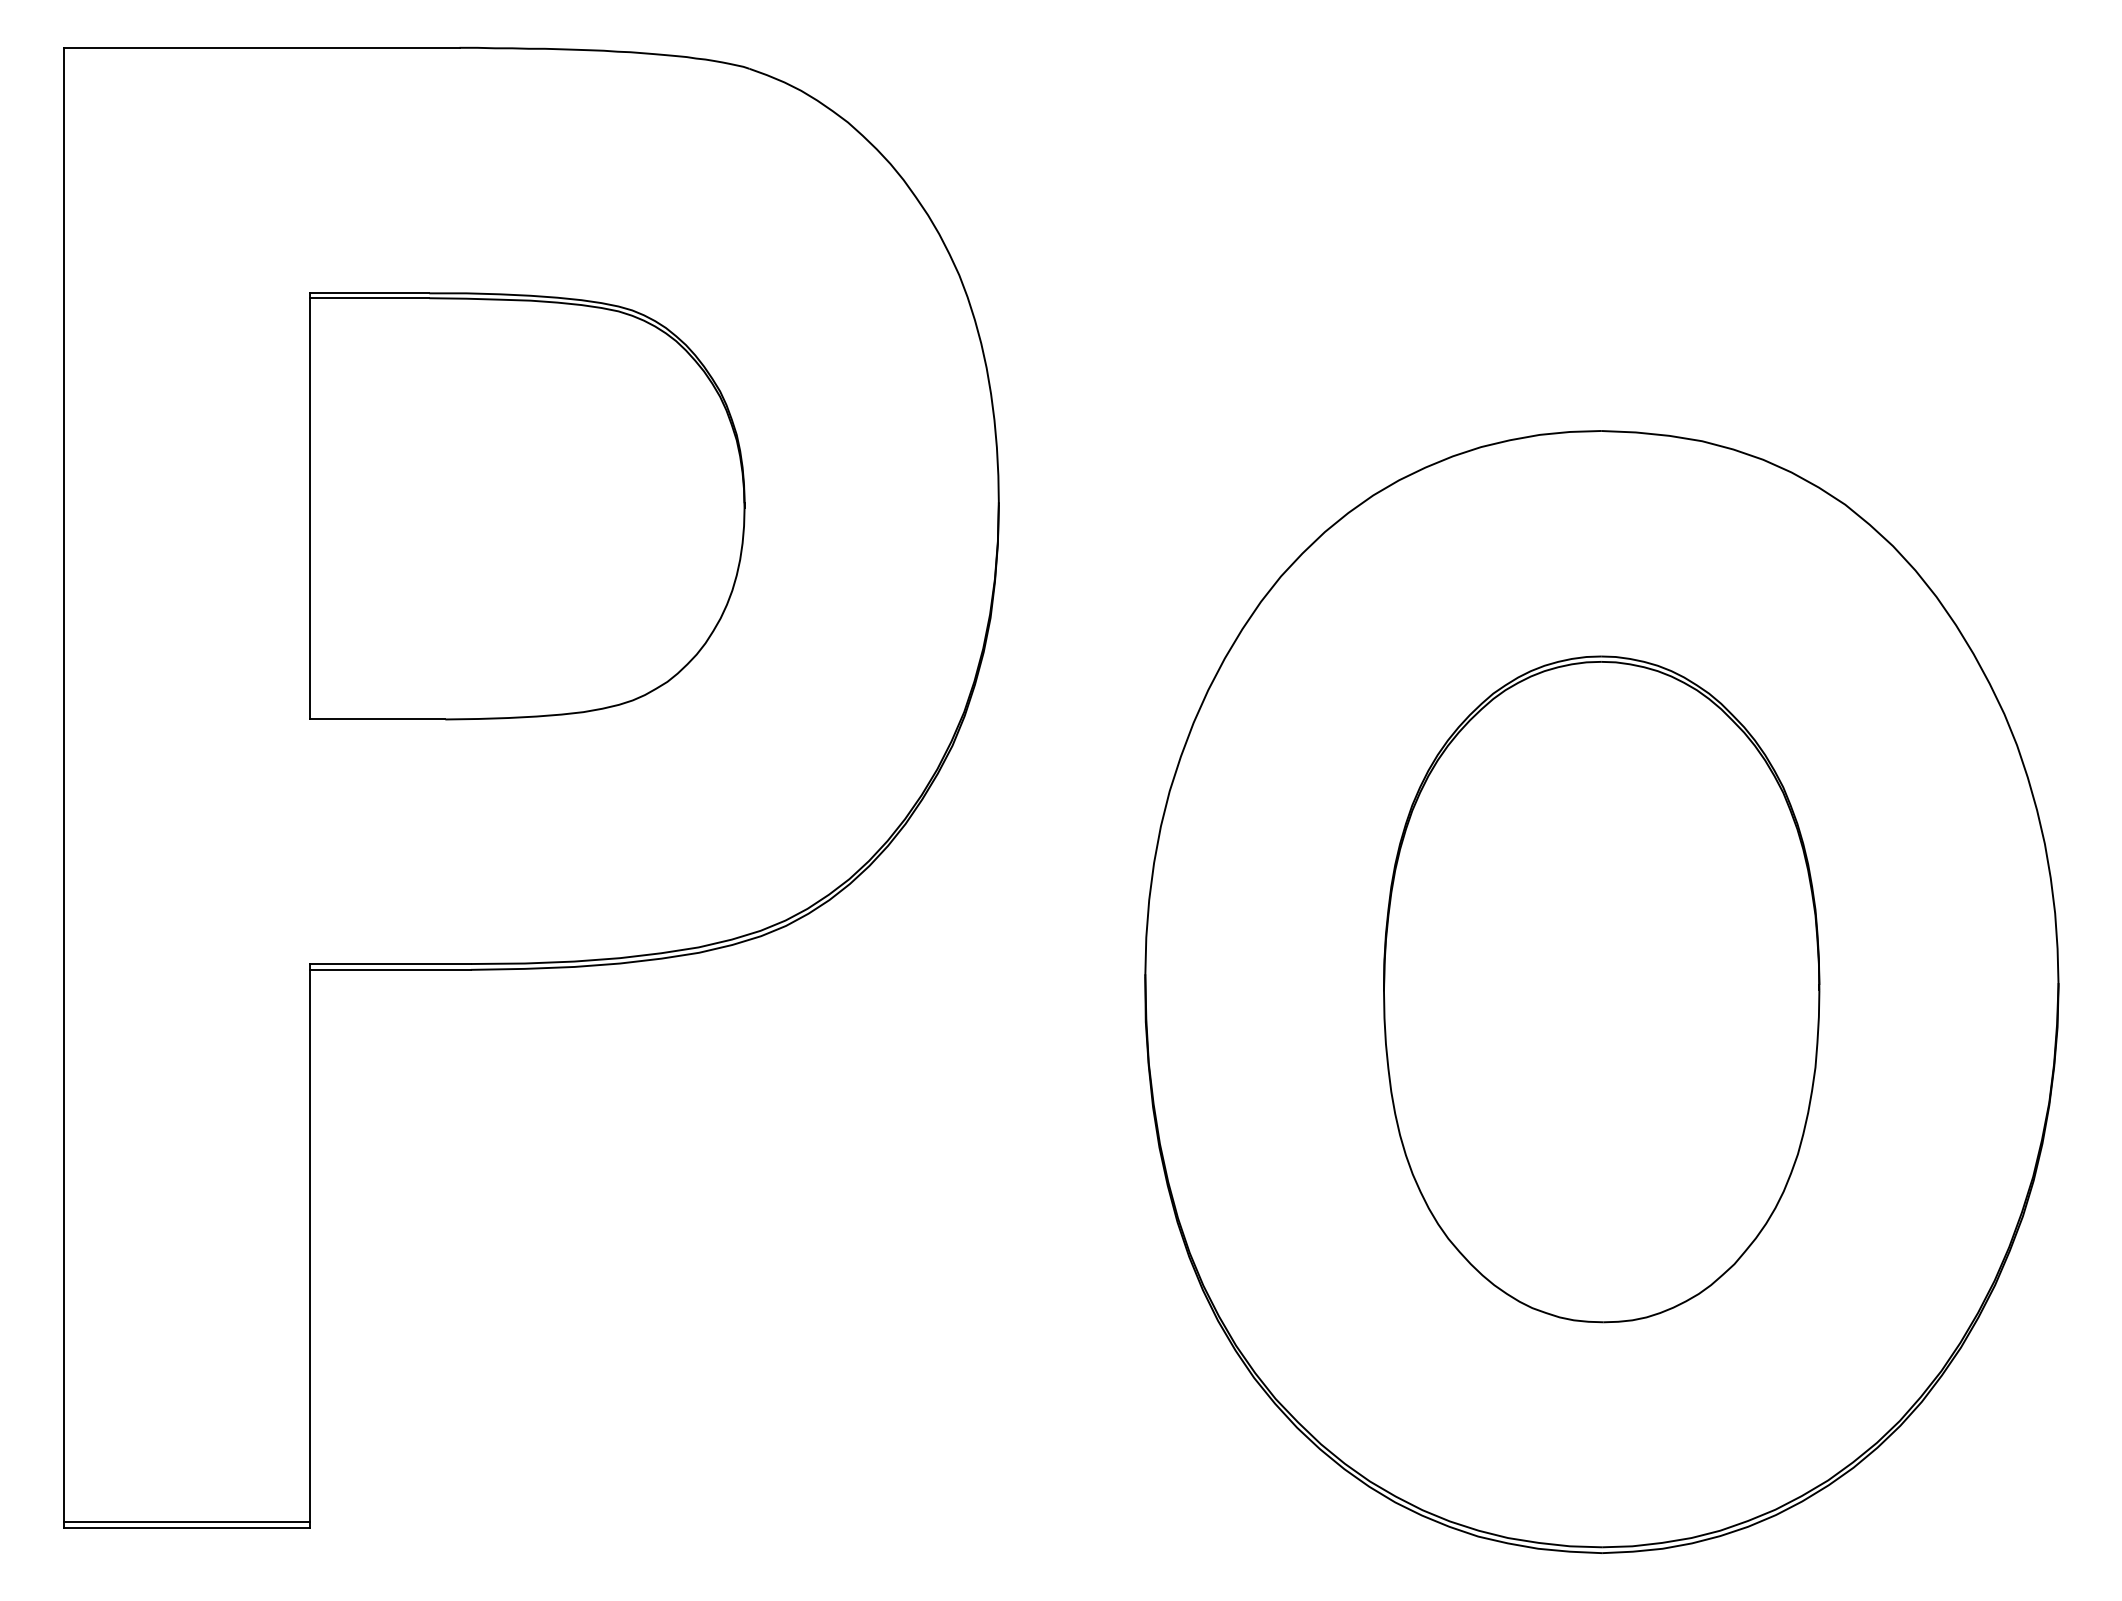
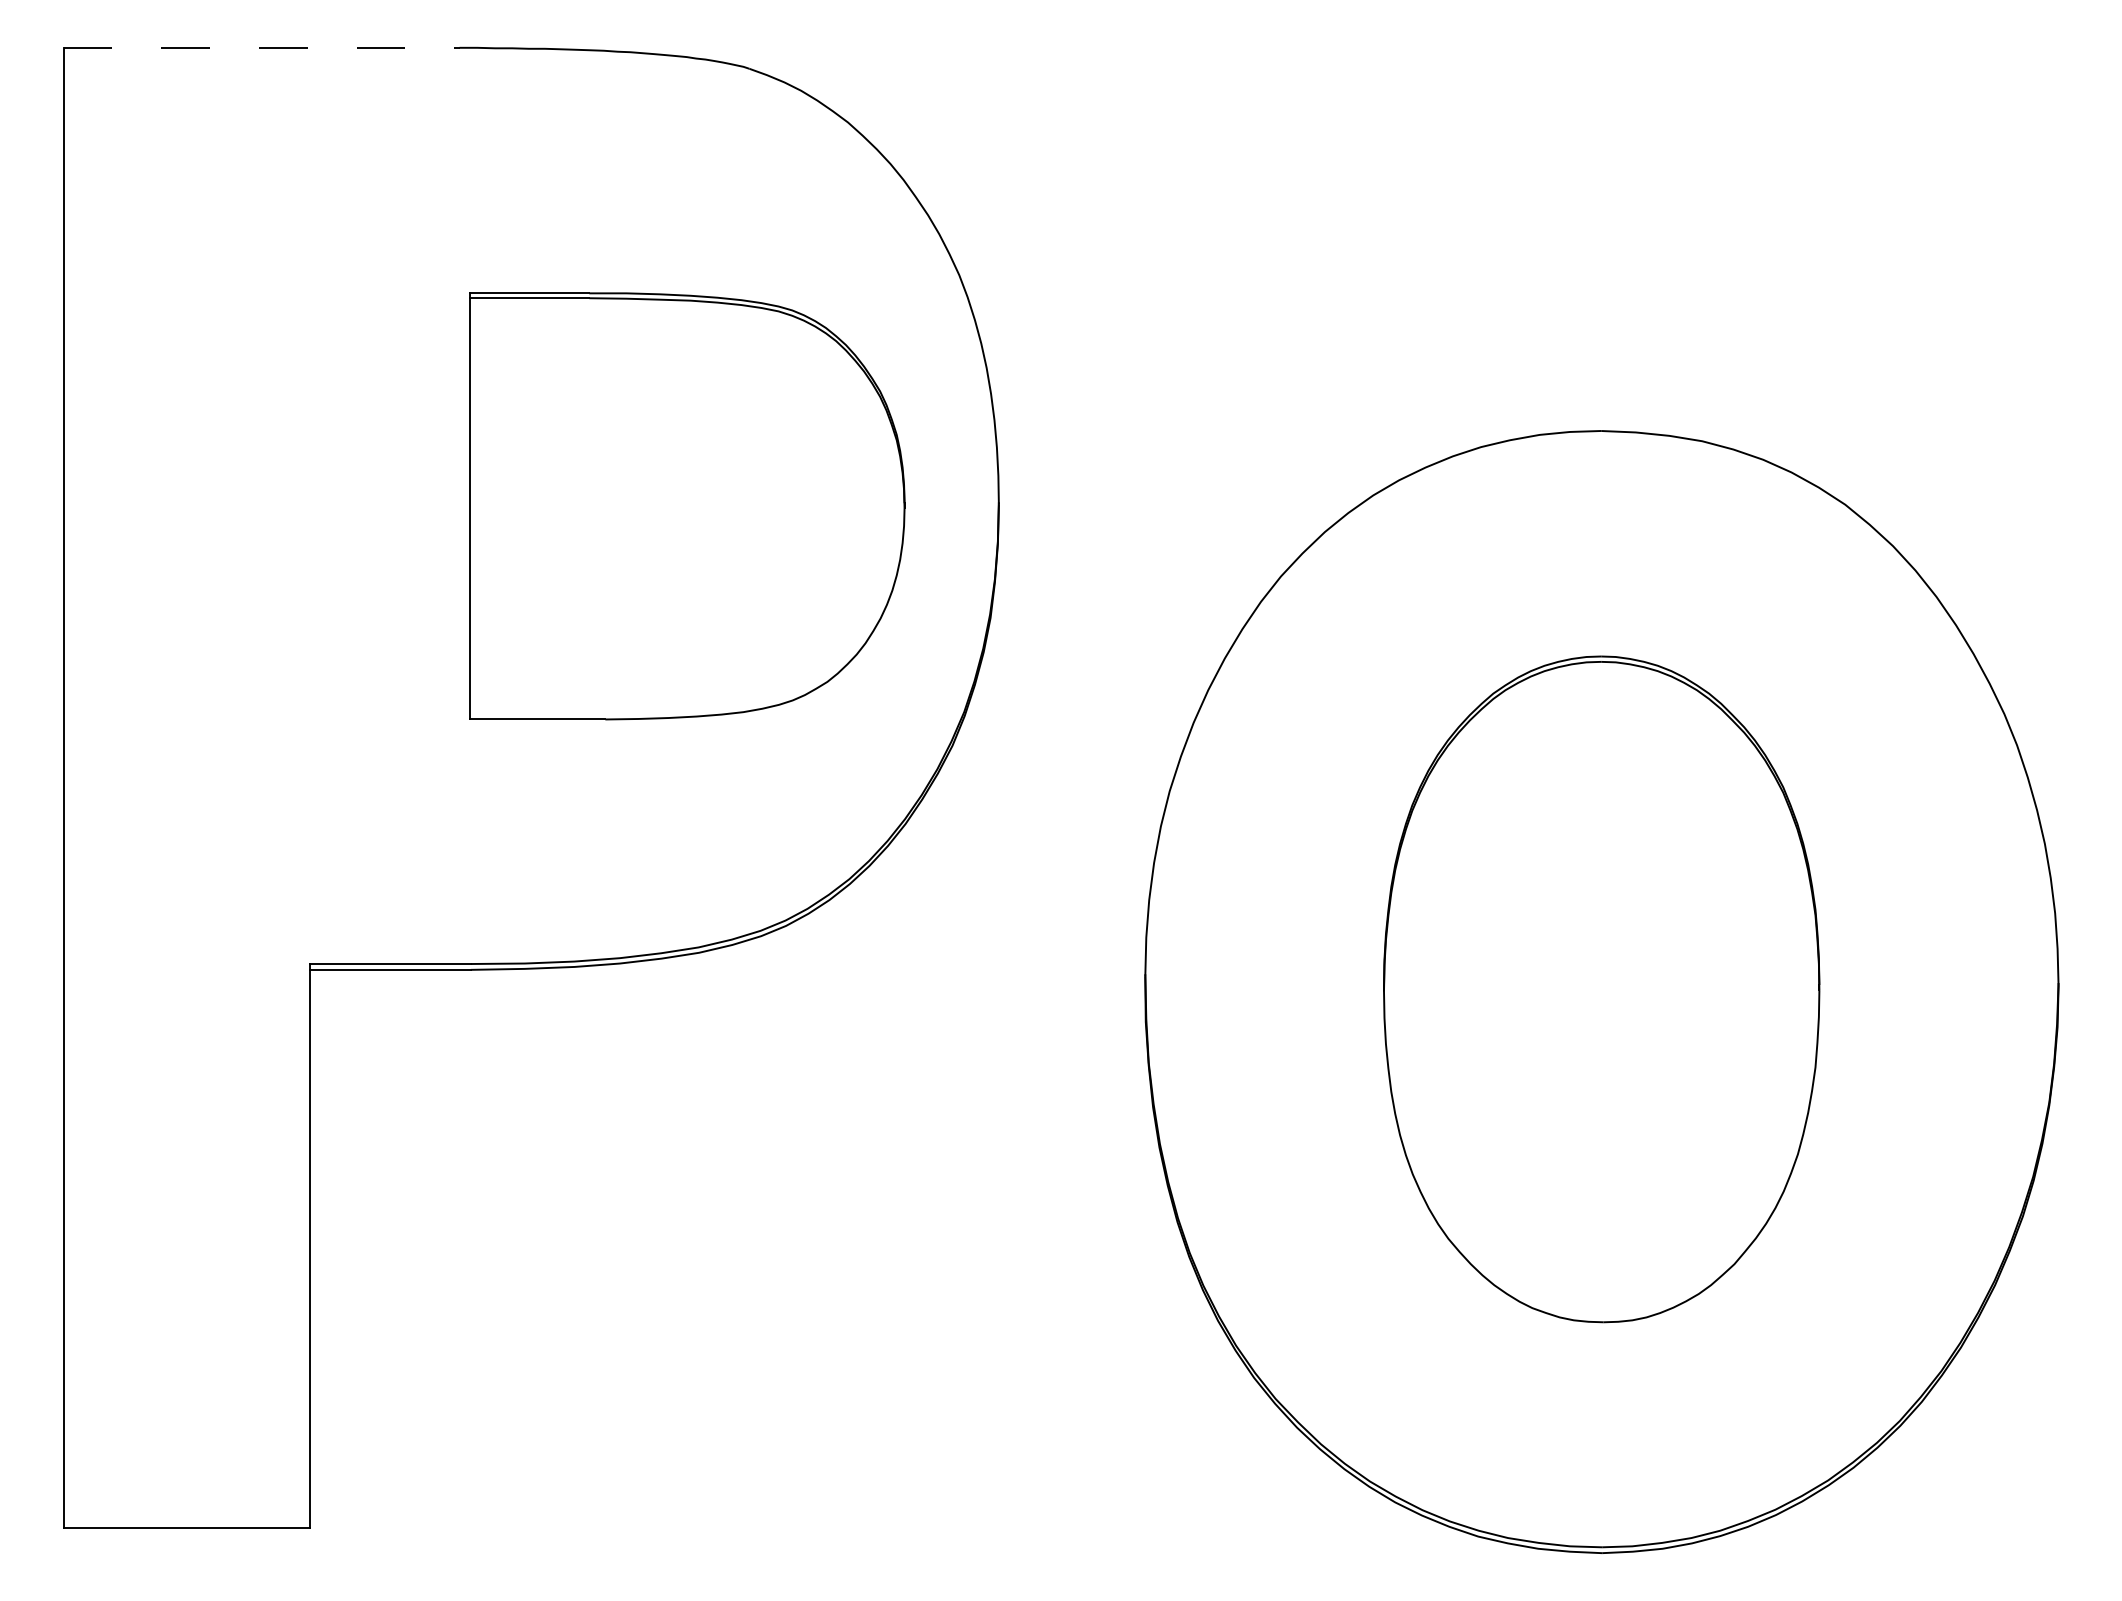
line: solid -> dashed (261, 47)
part position: (527, 506) -> (687, 506) (687, 506)
line: present -> none (186, 1521)
